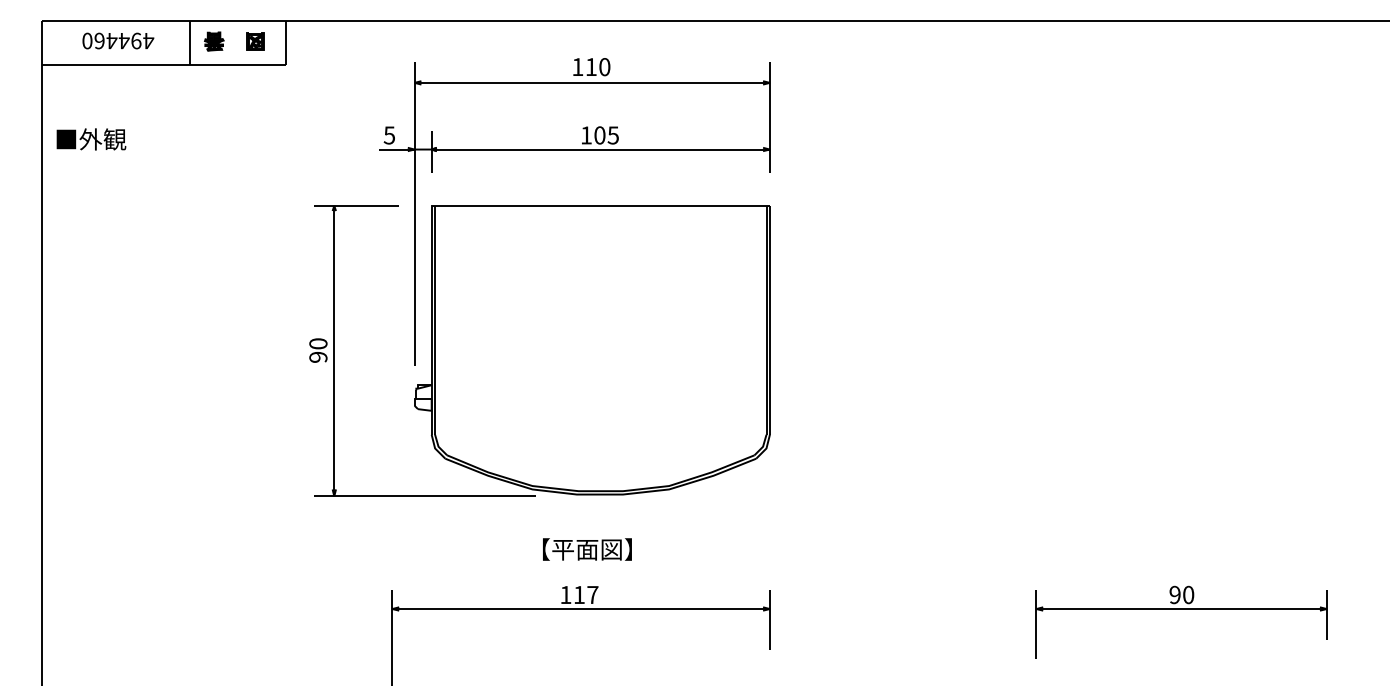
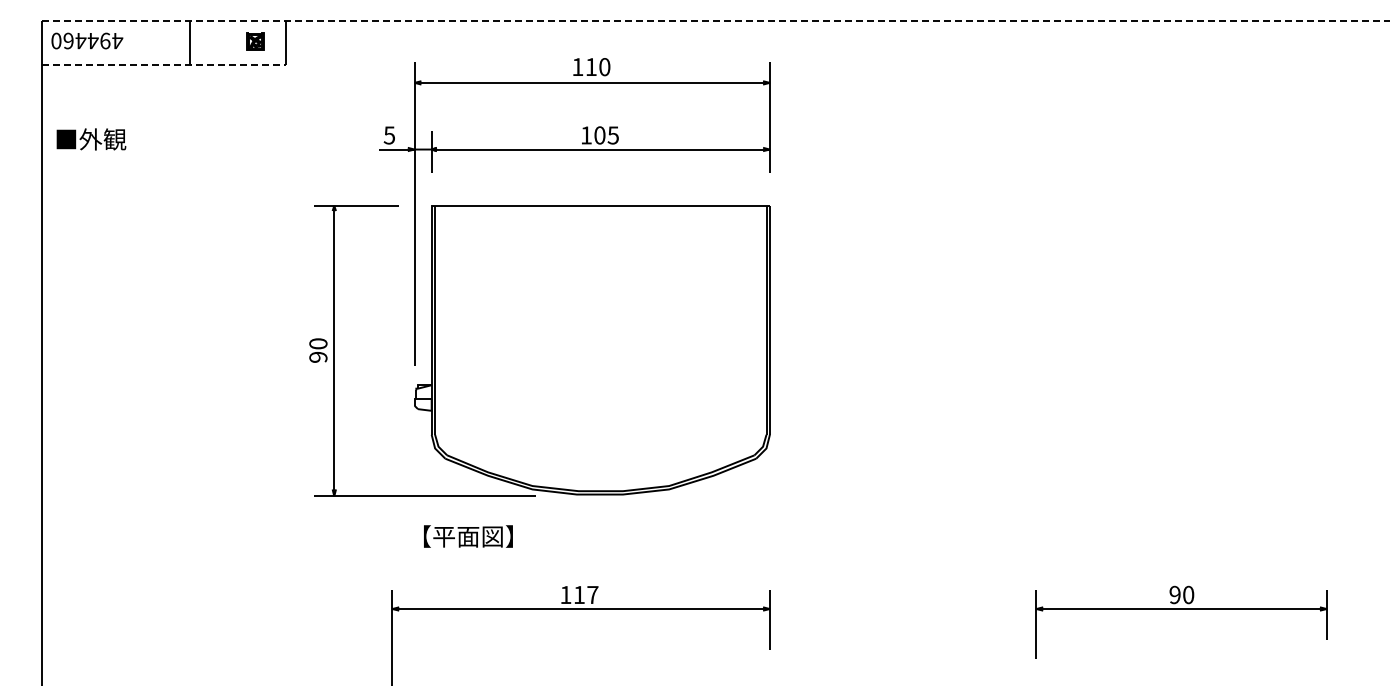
line: solid -> dashed (715, 20)
text position: (118, 40) -> (87, 40) (87, 40)
part: present -> none (214, 41)
line: solid -> dashed (164, 65)
text position: (587, 549) -> (468, 536) (468, 536)
